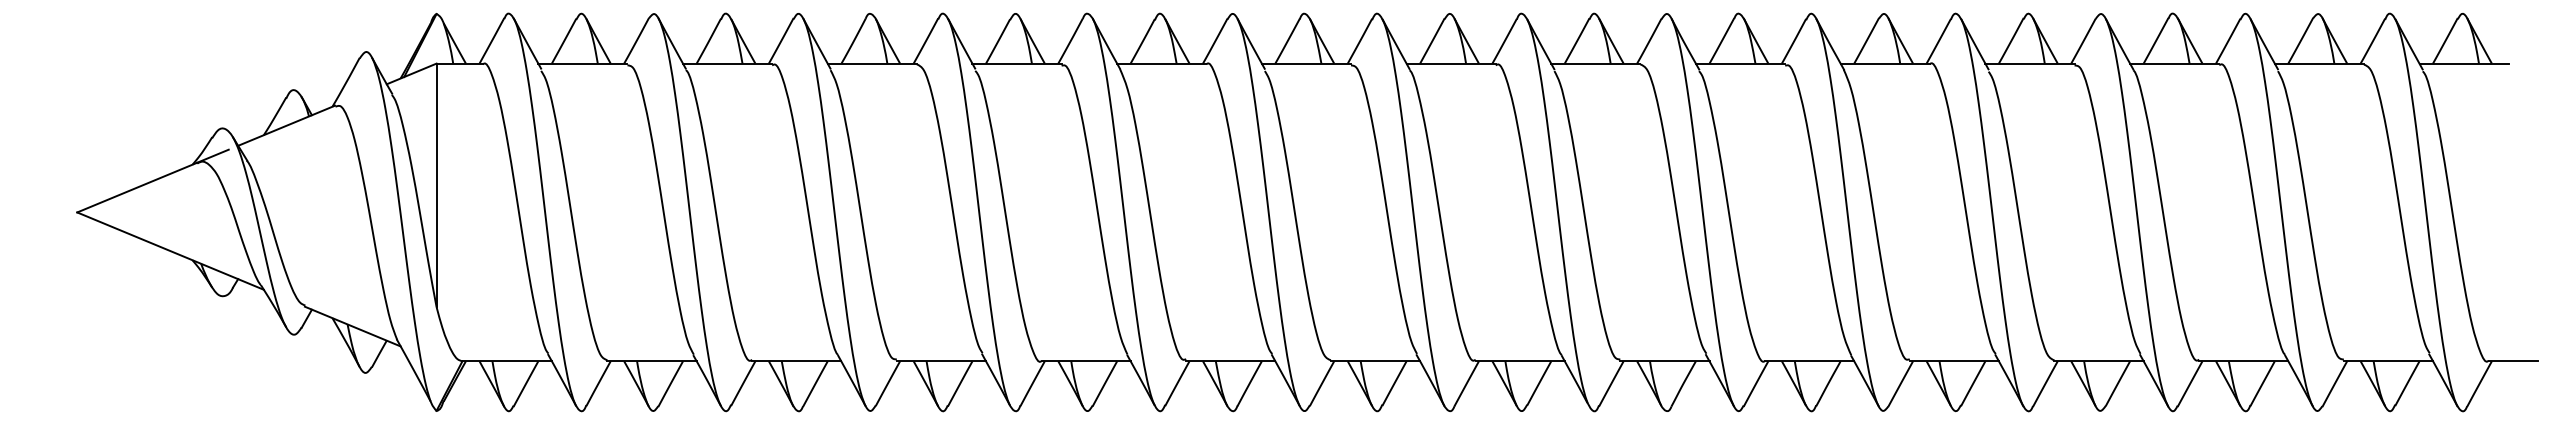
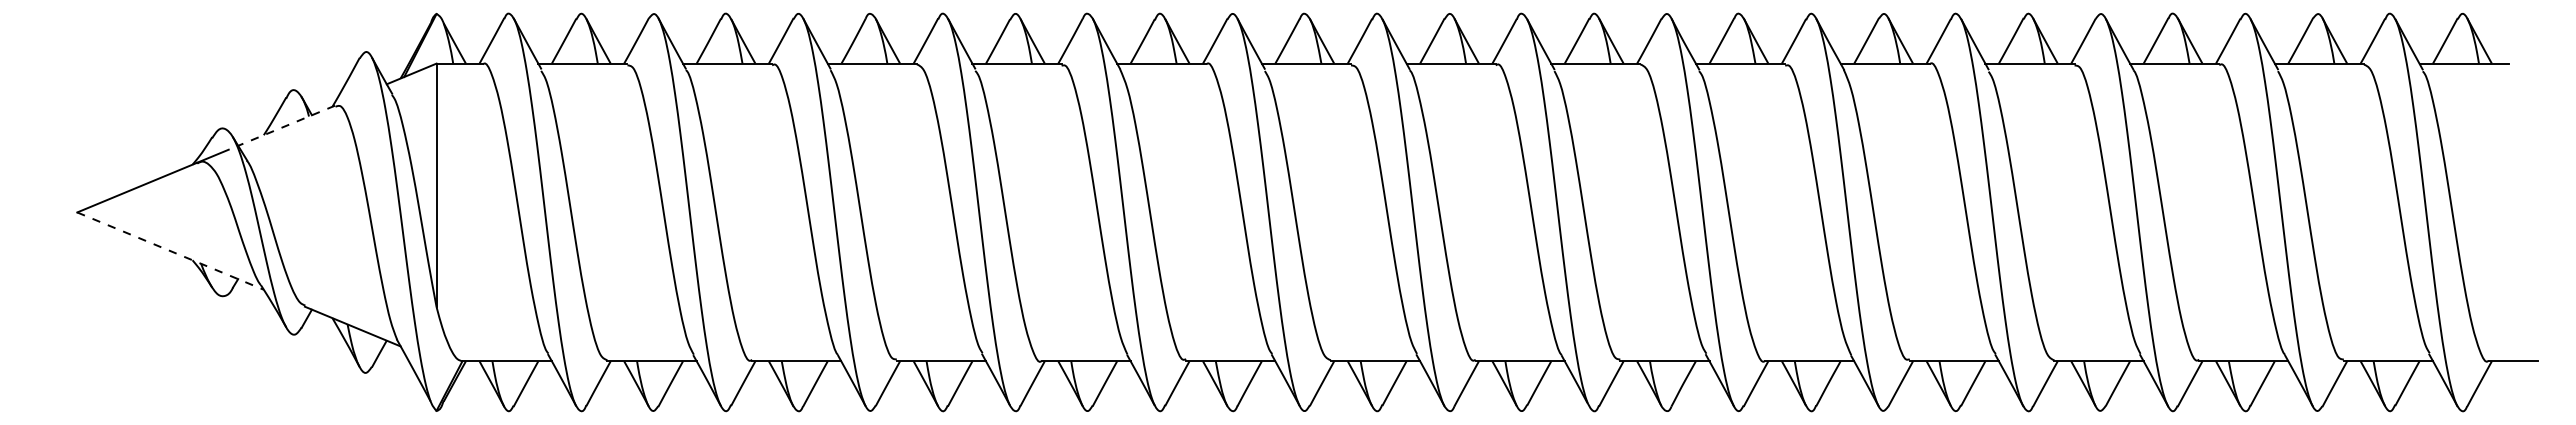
line: solid -> dashed (286, 125)
line: solid -> dashed (170, 251)
